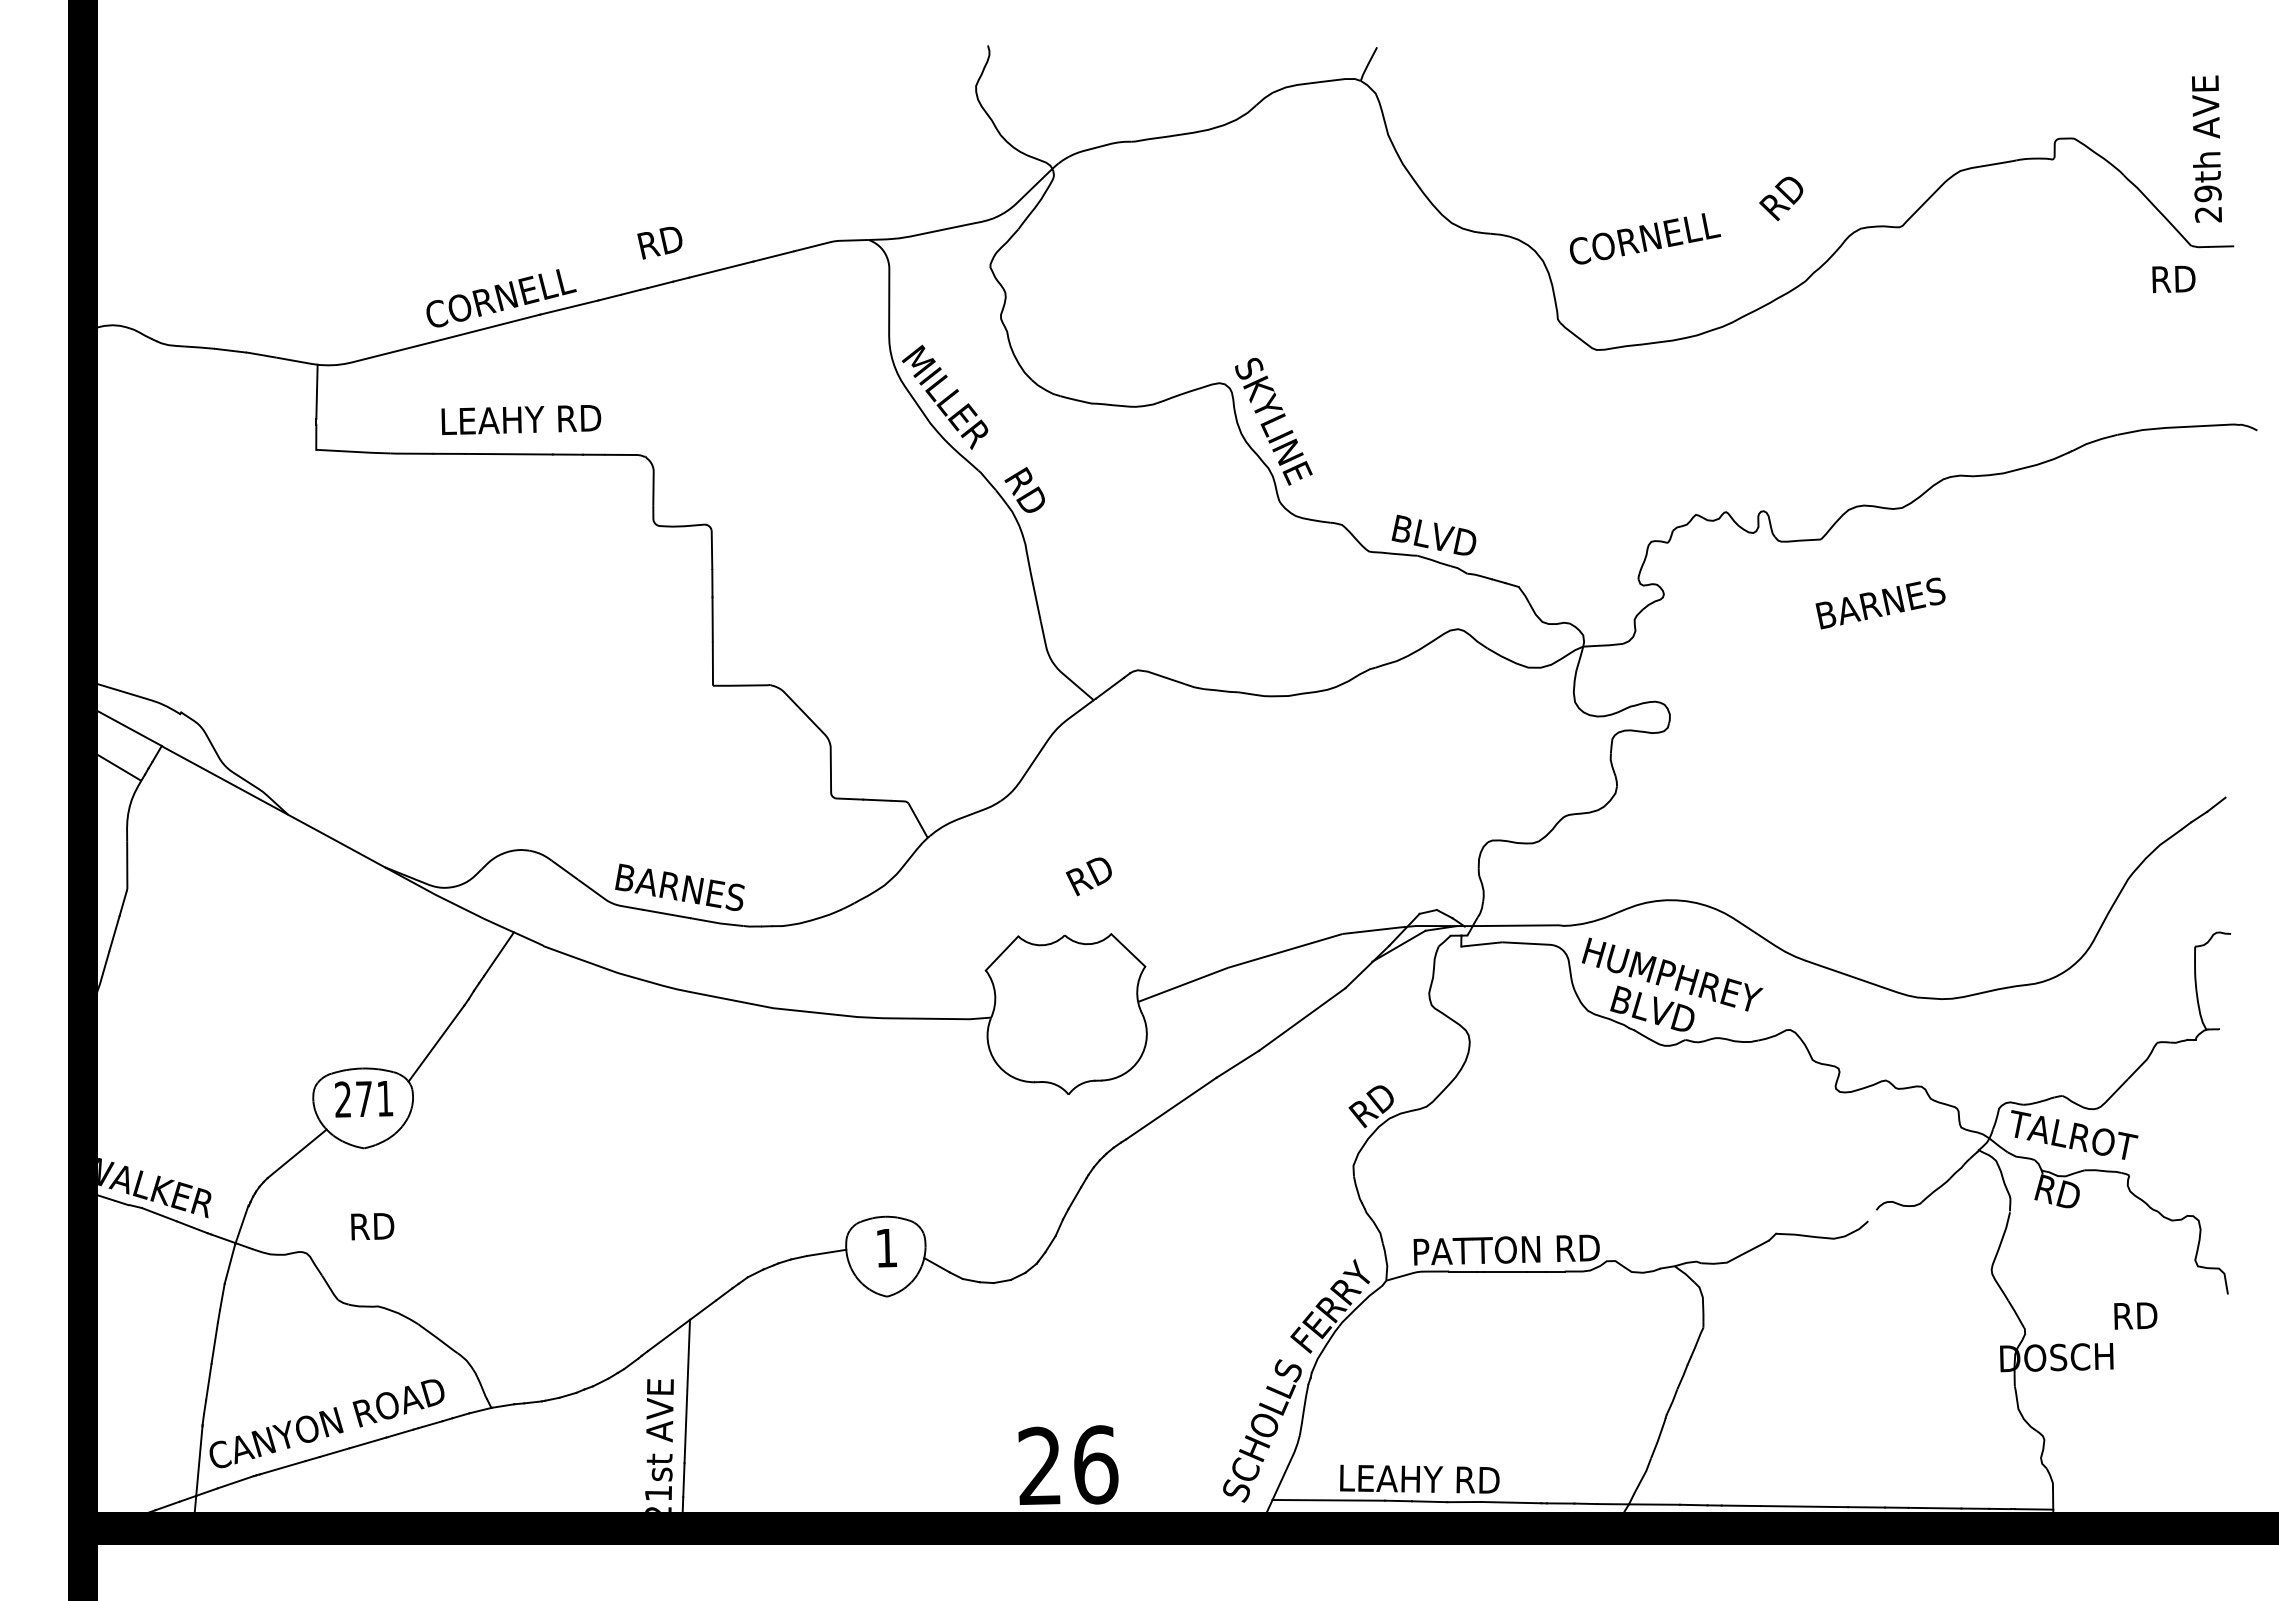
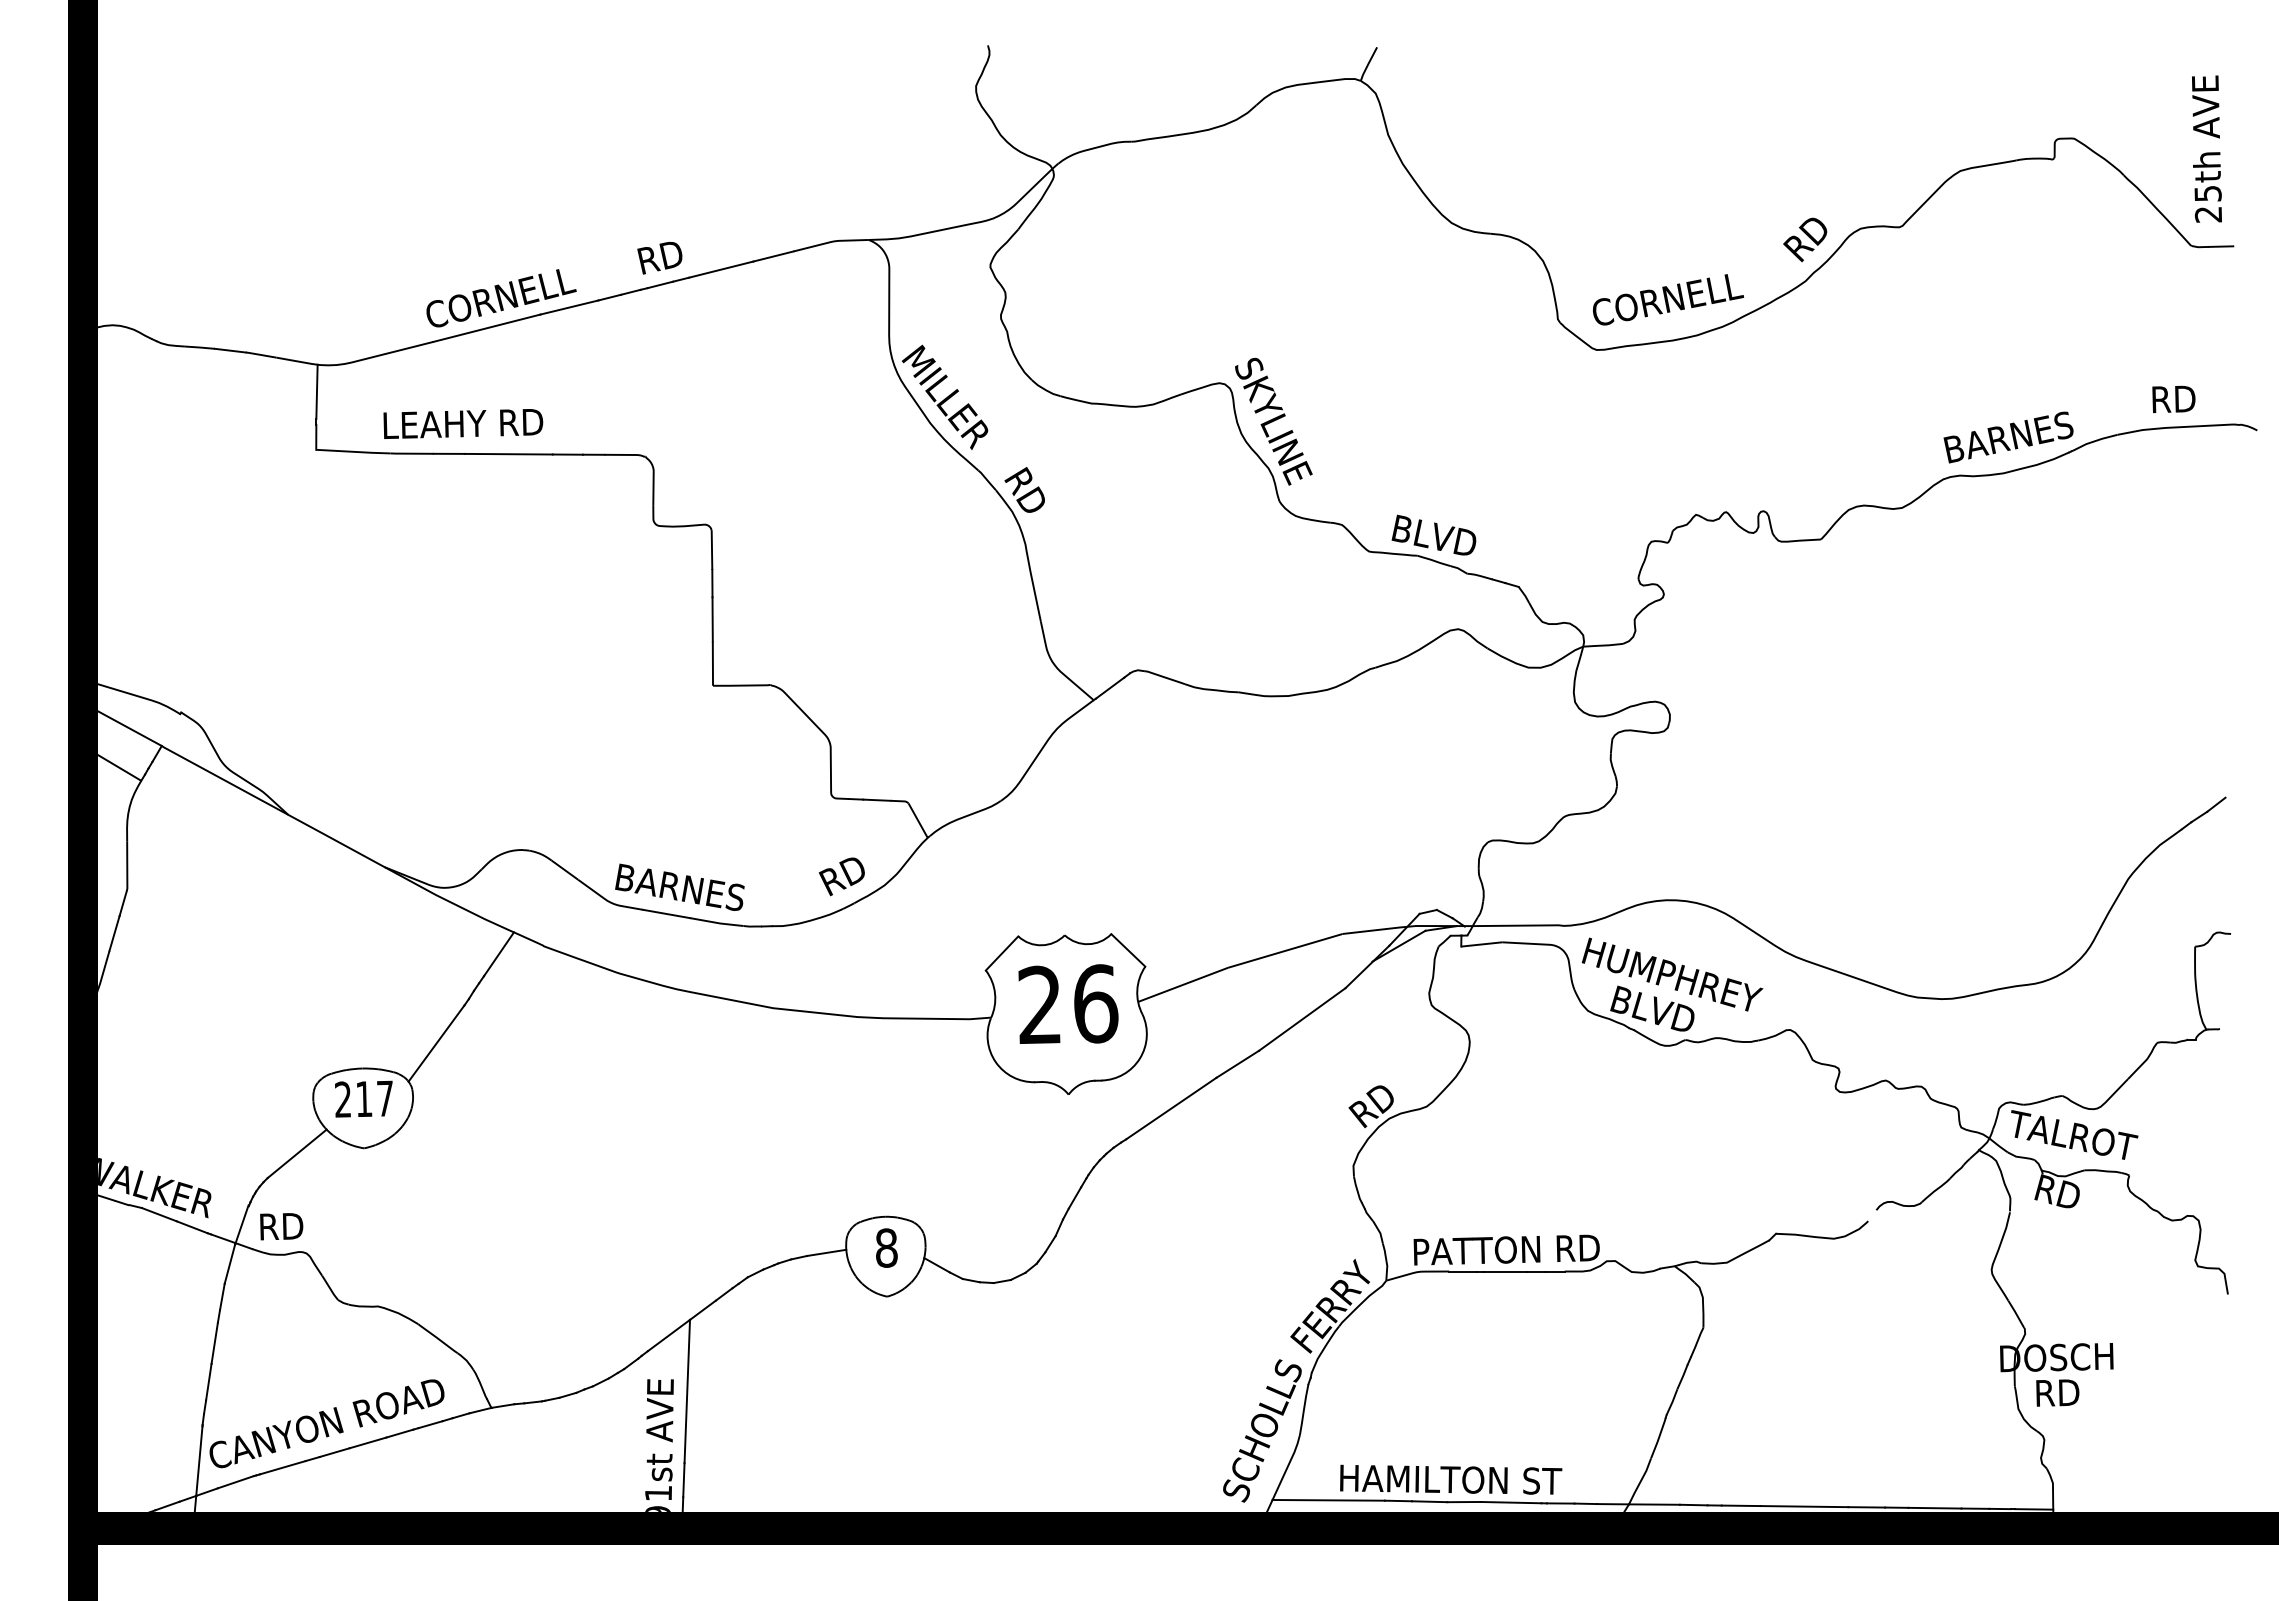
text: 29th -> 25th (2207, 193)
text position: (1781, 198) -> (1805, 239) (1805, 239)
text position: (1645, 238) -> (1668, 299) (1668, 299)
text position: (659, 242) -> (659, 257) (659, 257)
text position: (2173, 279) -> (2173, 399) (2173, 399)
text position: (521, 419) -> (463, 423) (463, 423)
text position: (1880, 603) -> (2008, 437) (2008, 437)
text position: (1088, 876) -> (841, 876) (841, 876)
text: 271 -> 217 (374, 1098)
text position: (372, 1226) -> (281, 1226) (281, 1226)
text: 1 -> 8 (886, 1247)
text position: (2135, 1315) -> (2057, 1392) (2057, 1392)
text position: (1068, 1464) -> (1068, 1003) (1068, 1003)
text: LEAHY RD -> HAMILTON ST (1452, 1479)
text: 21st -> 91st (658, 1508)
